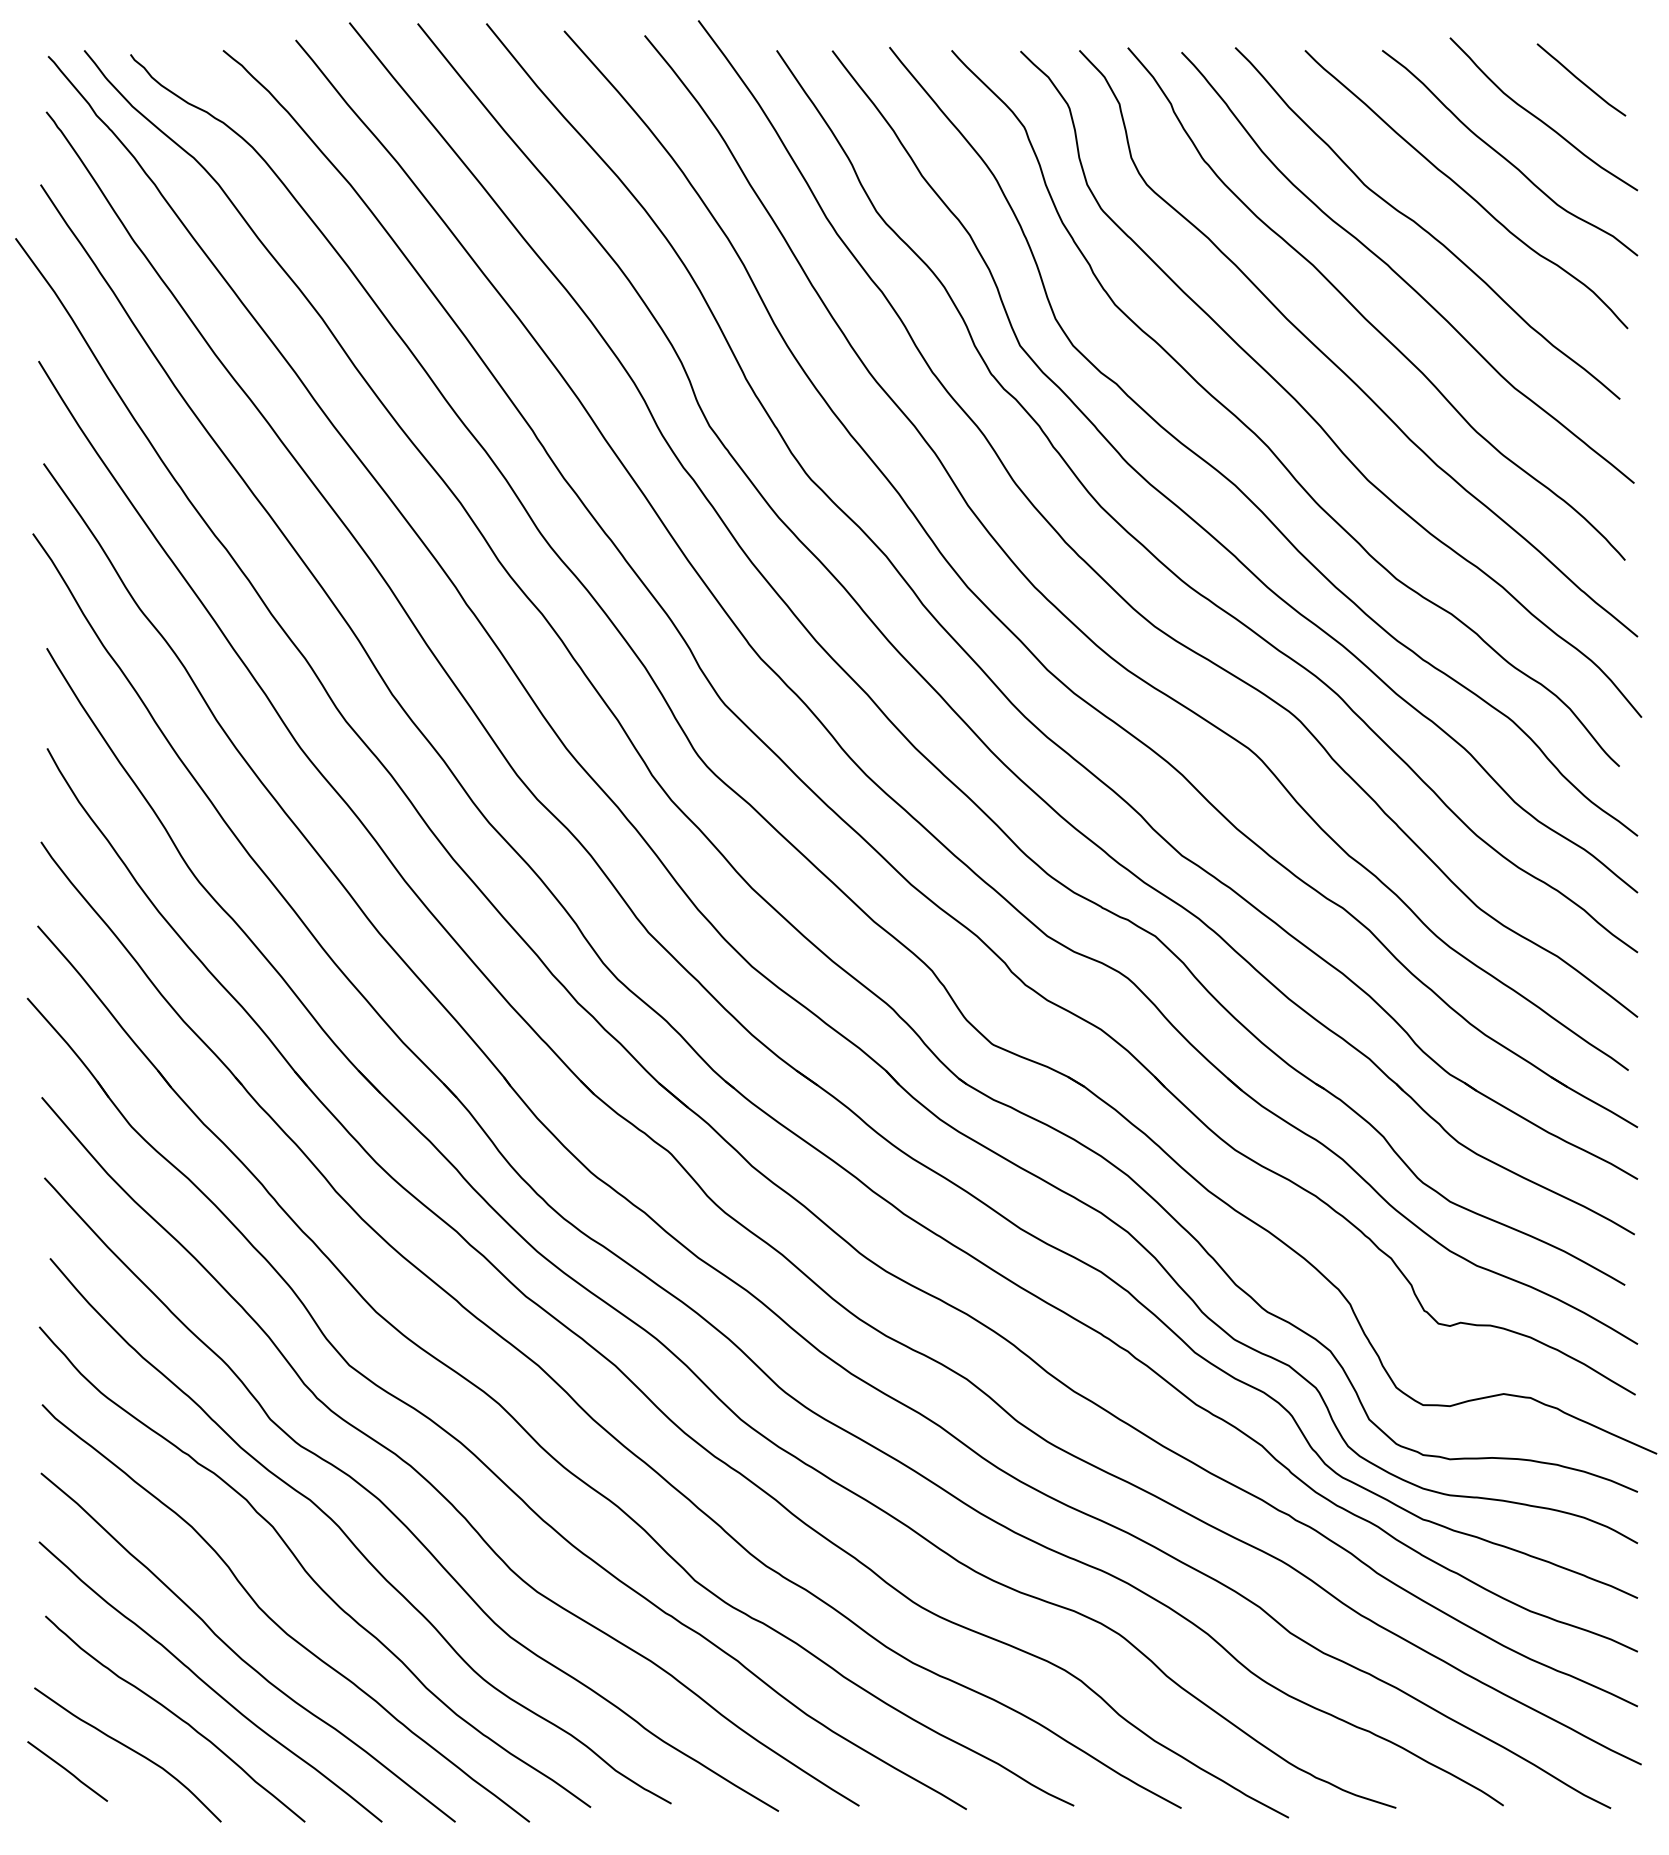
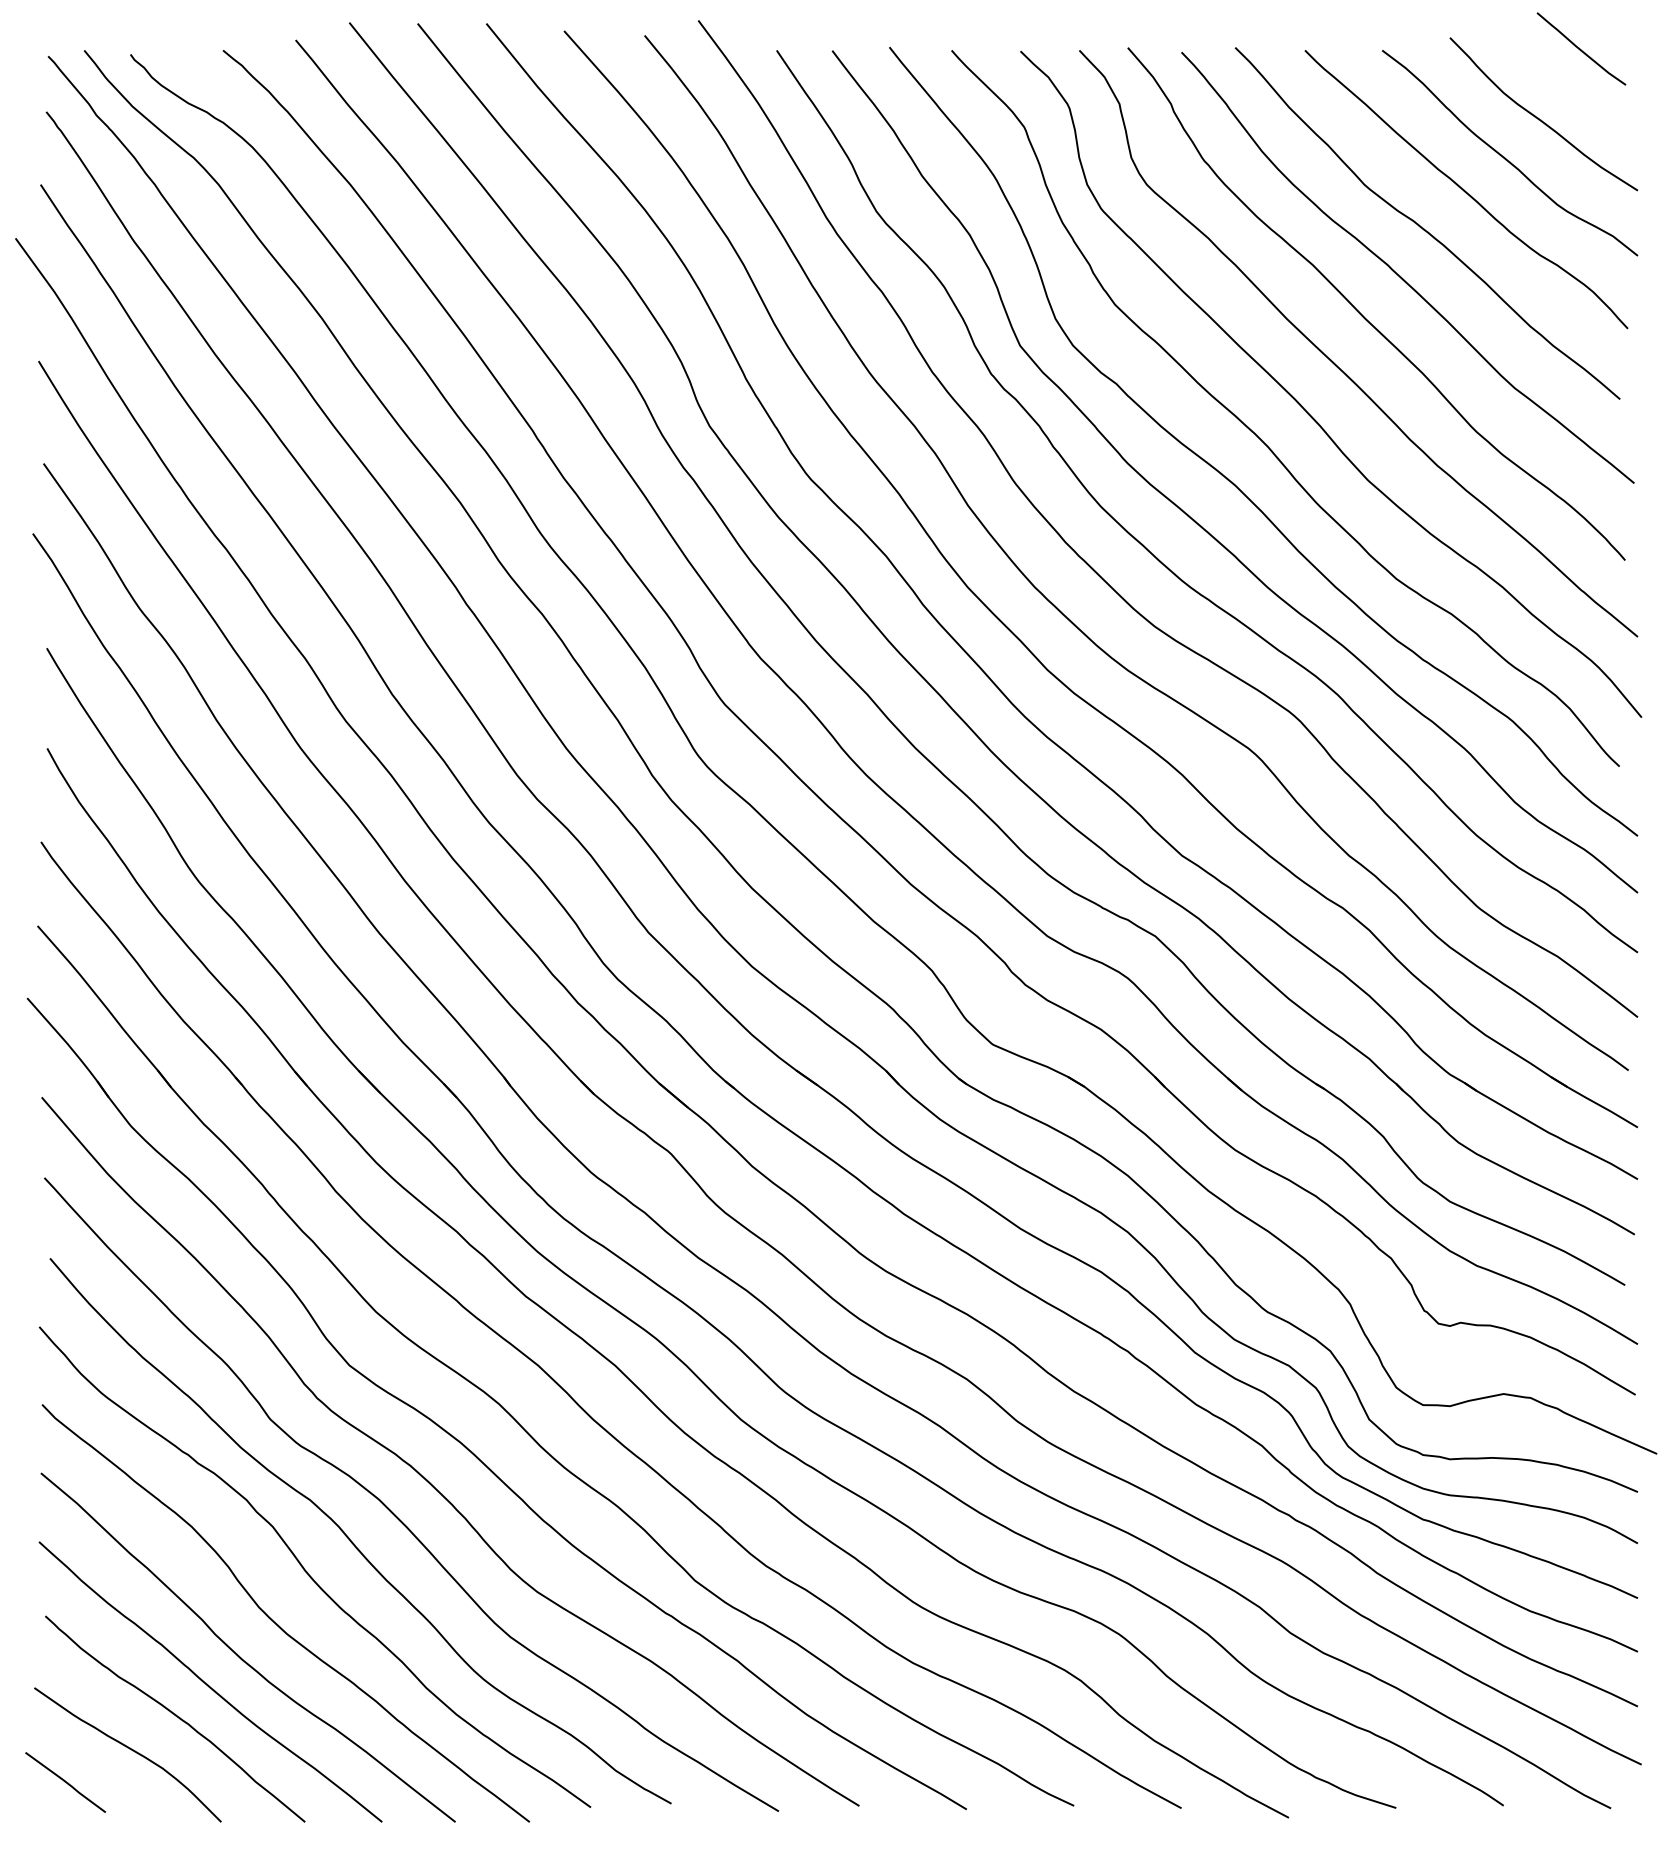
curve position: (1580, 79) -> (1580, 48) (1580, 48)
line position: (67, 1771) -> (65, 1782) (65, 1782)
